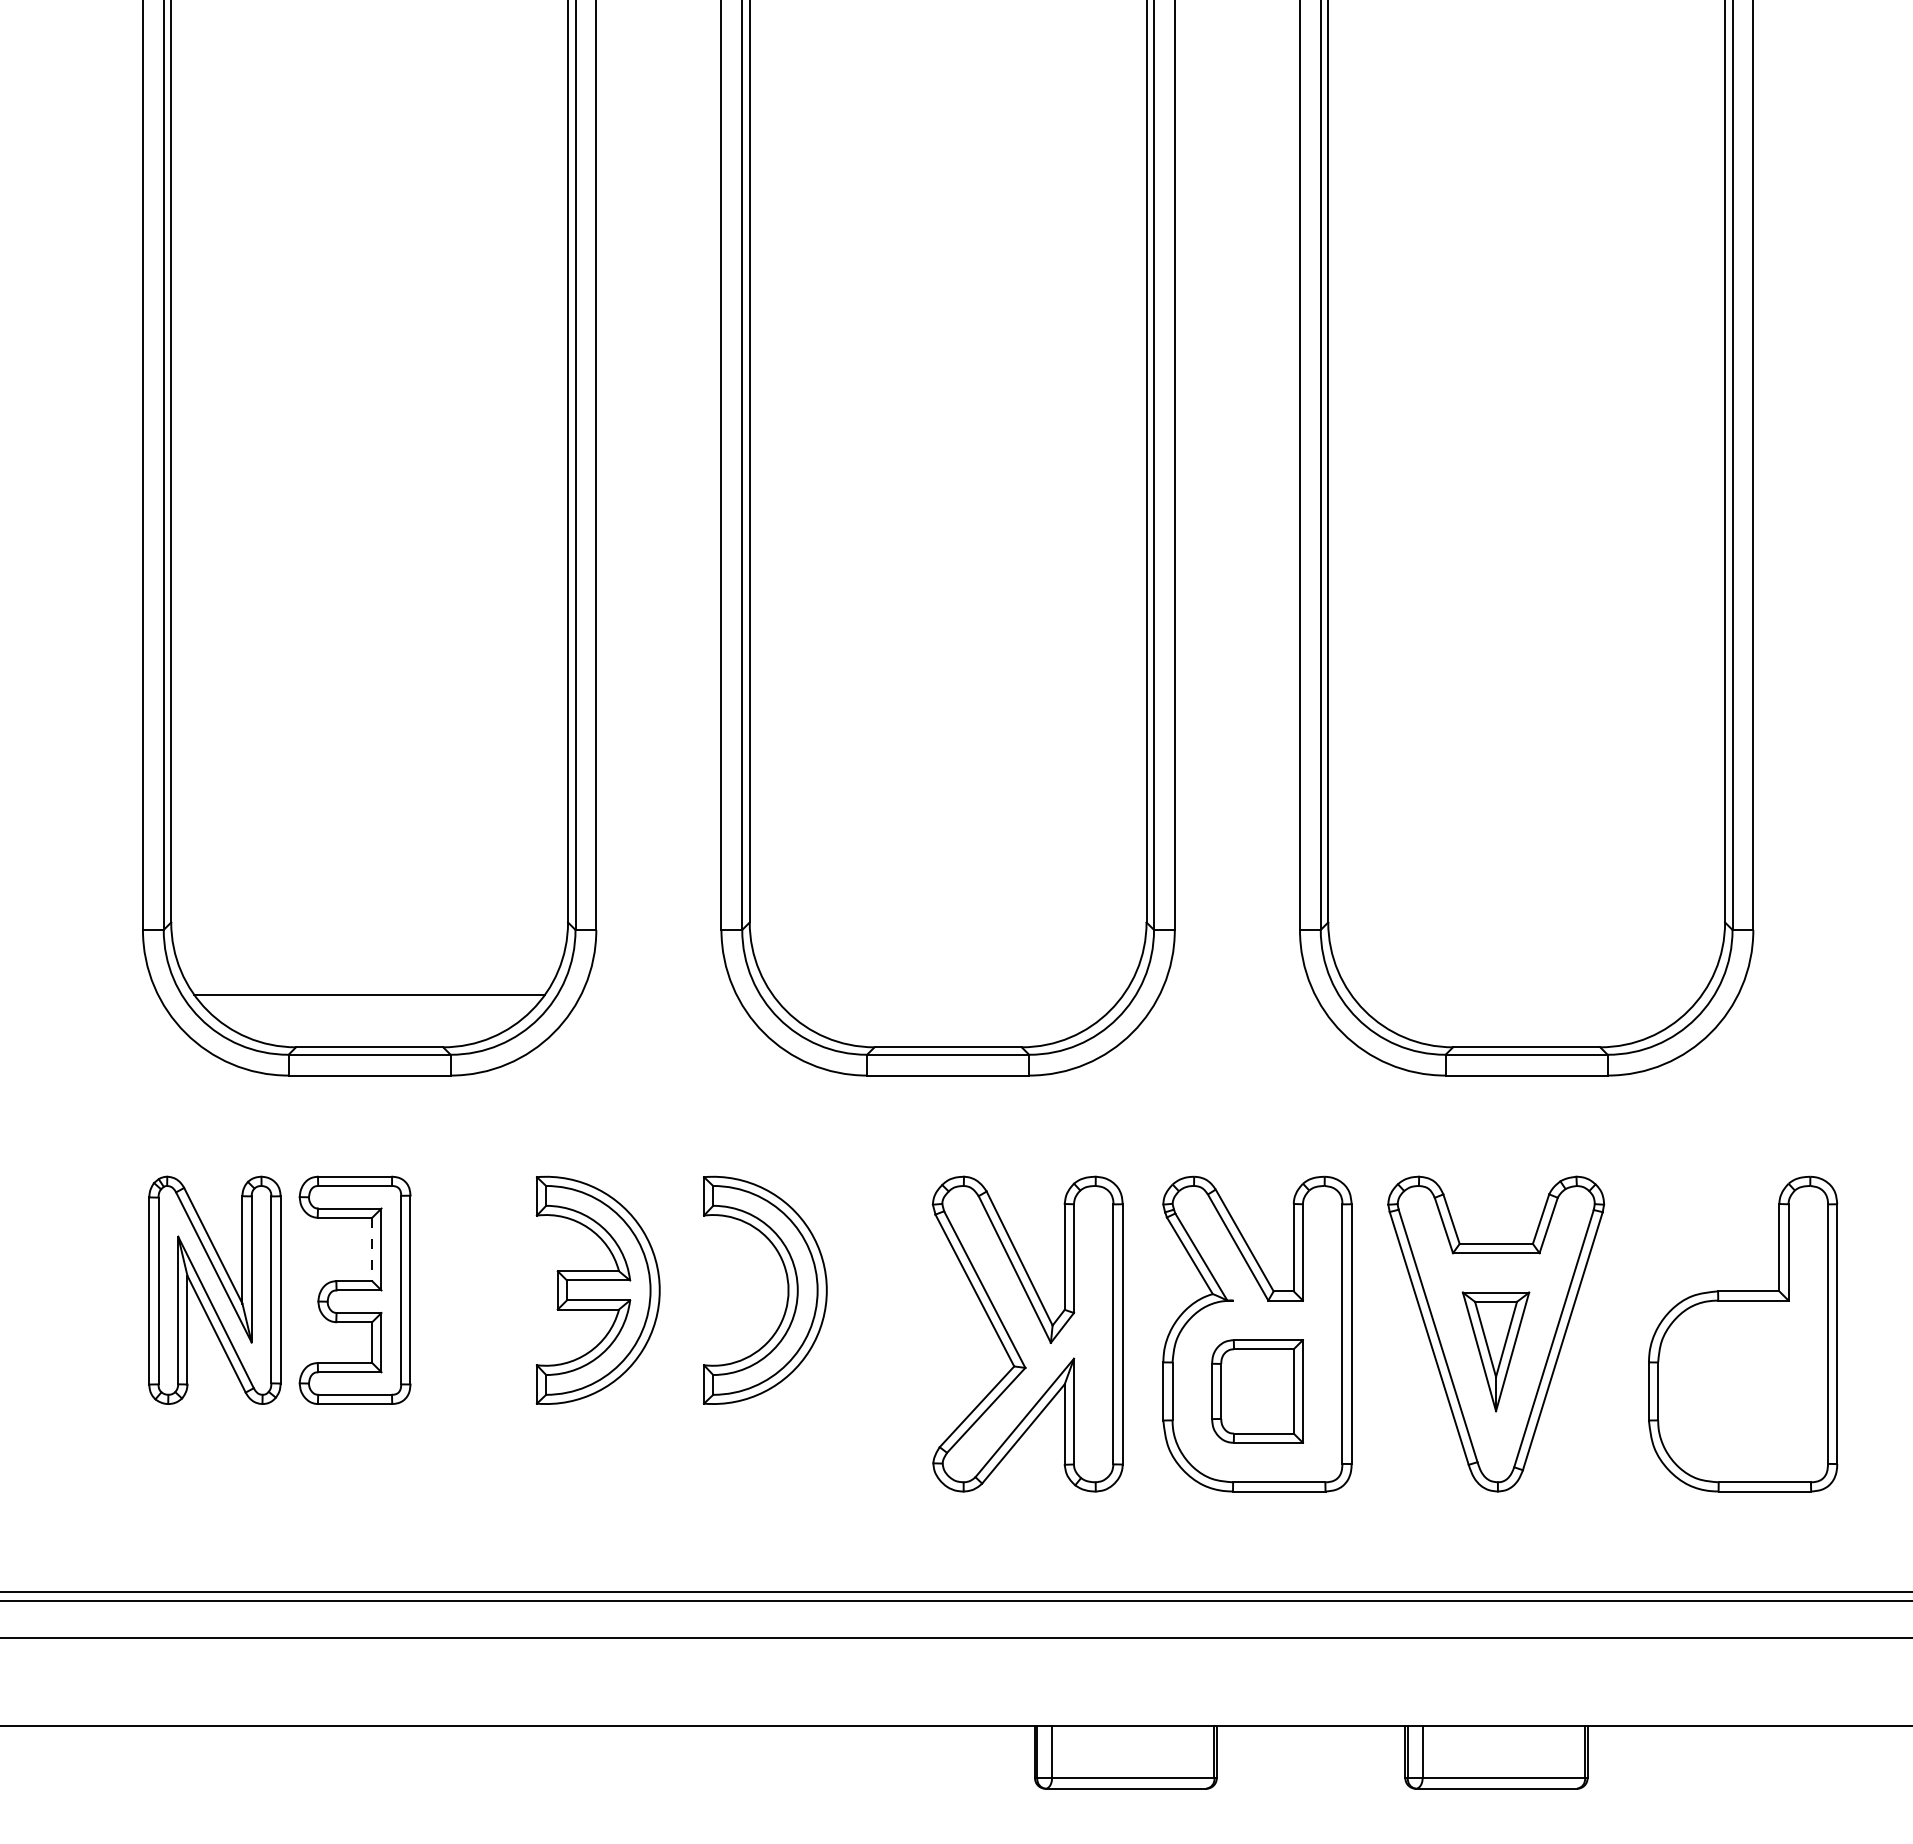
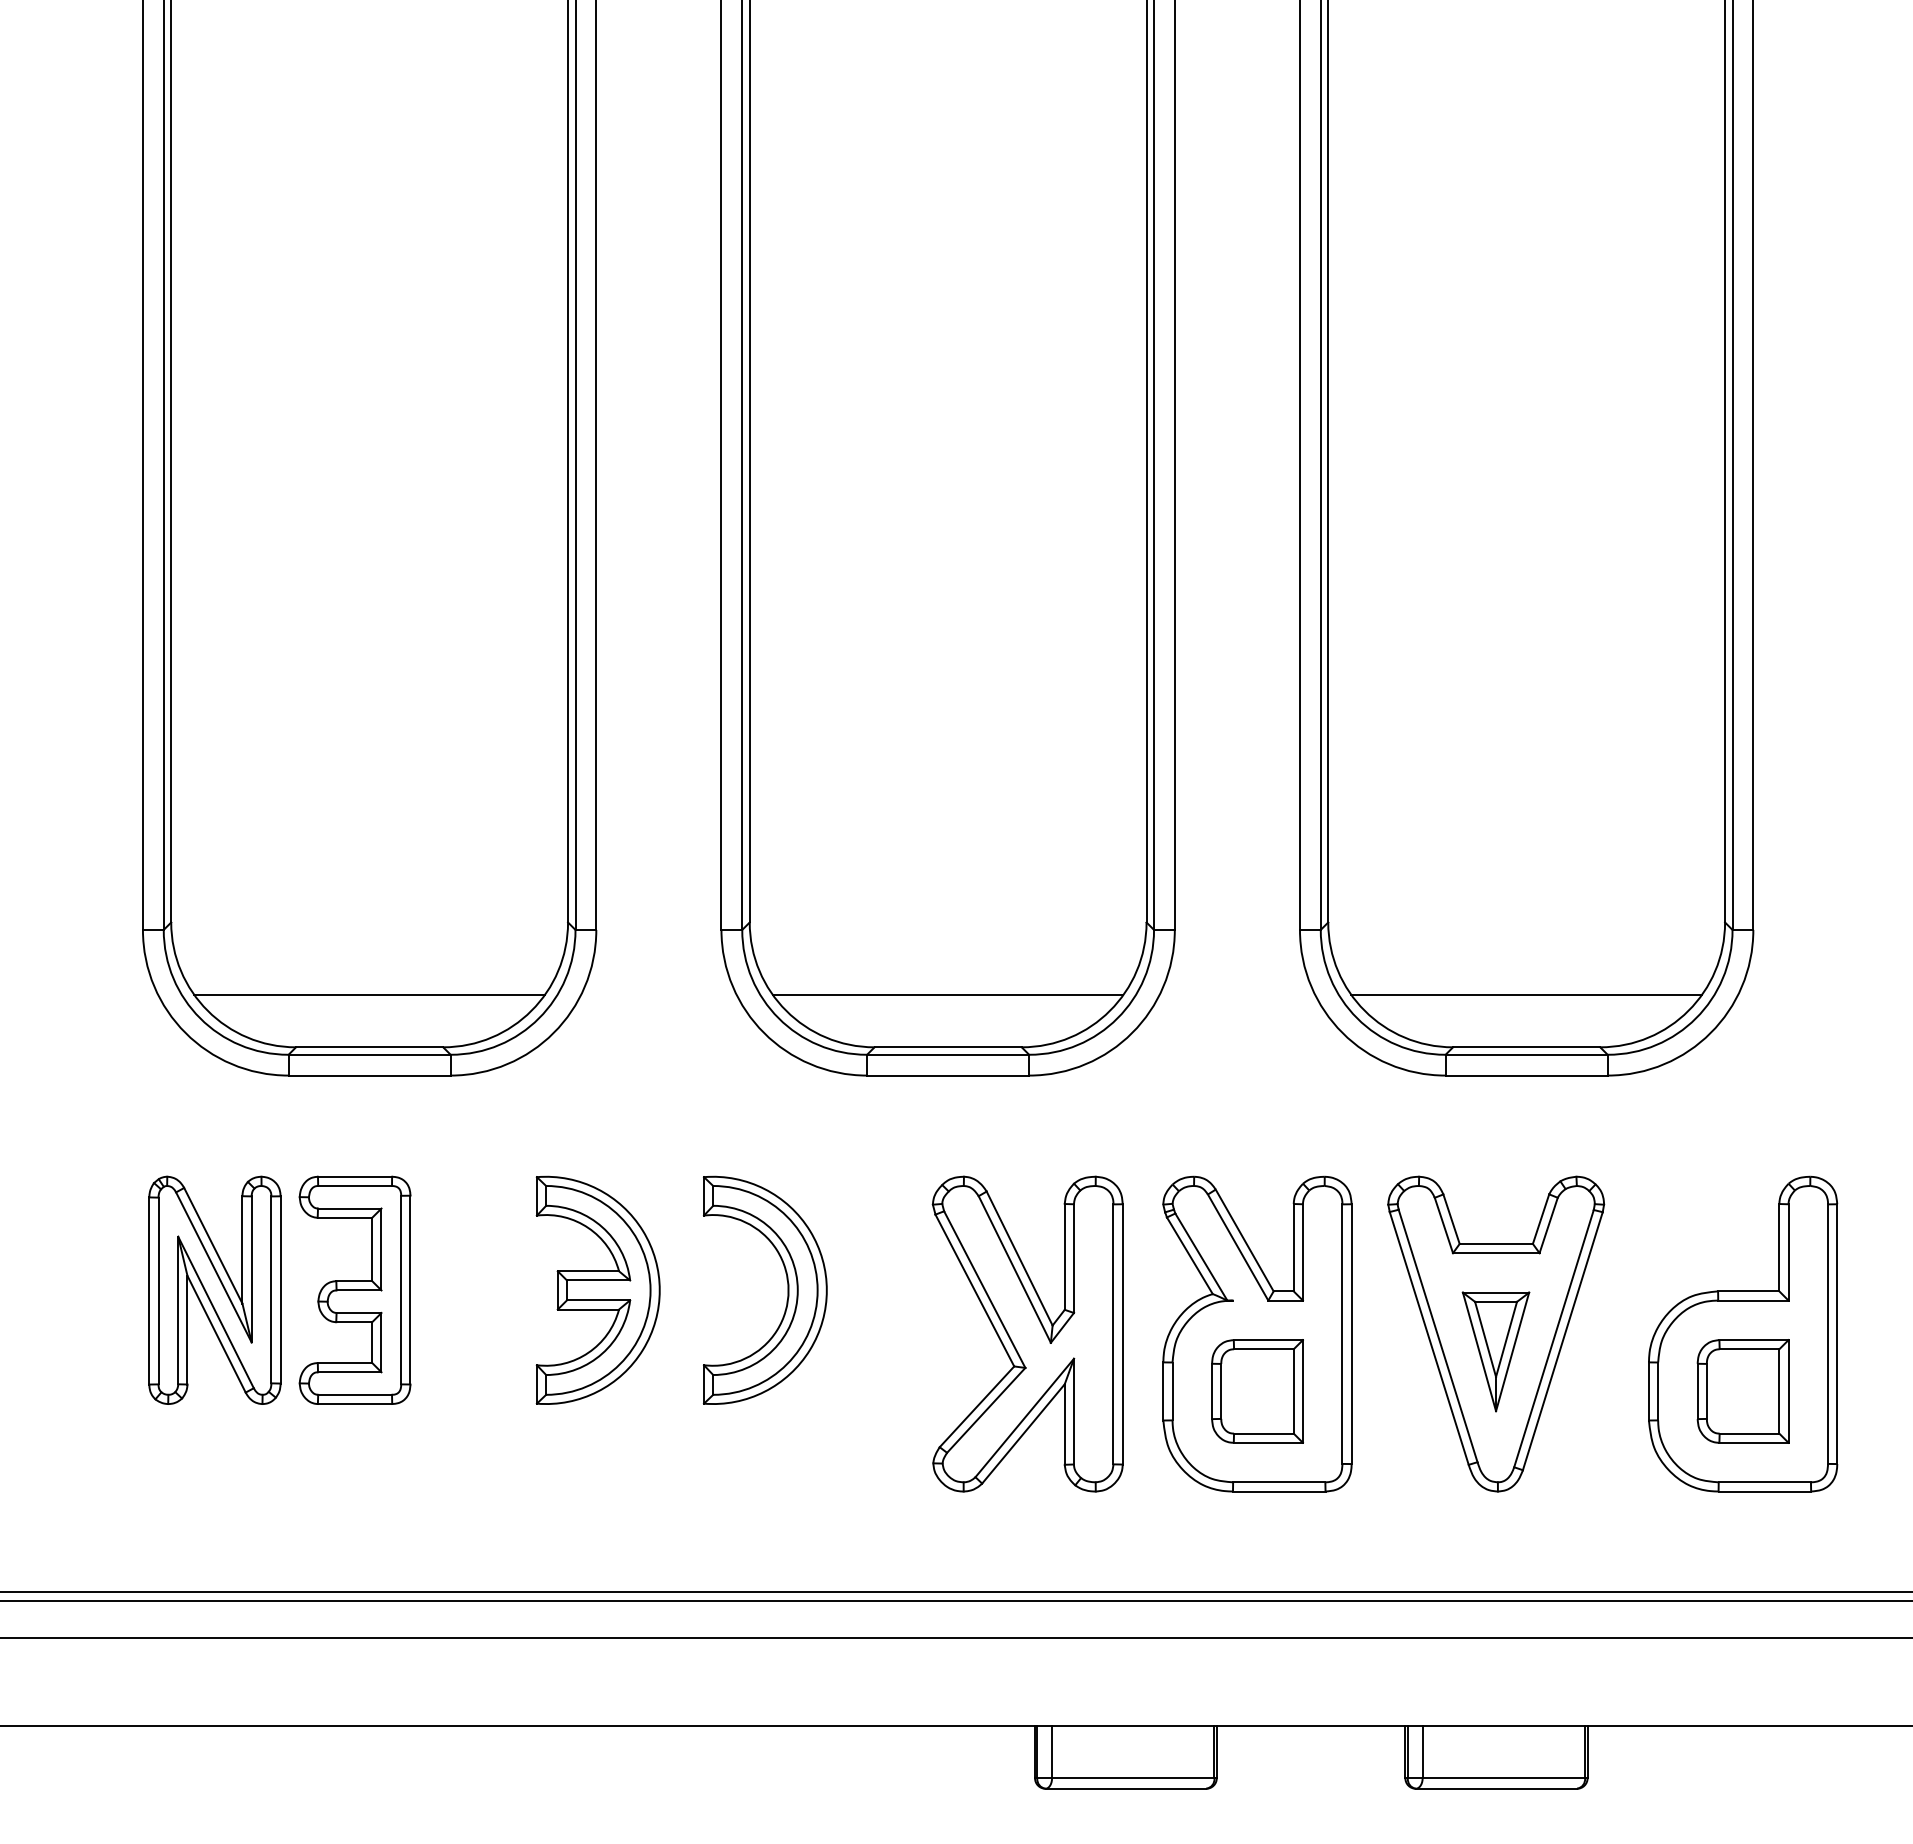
line: none -> present (947, 995)
line: none -> present (1526, 995)
line: dashed -> solid (372, 1249)
part: none -> present (1742, 1391)
